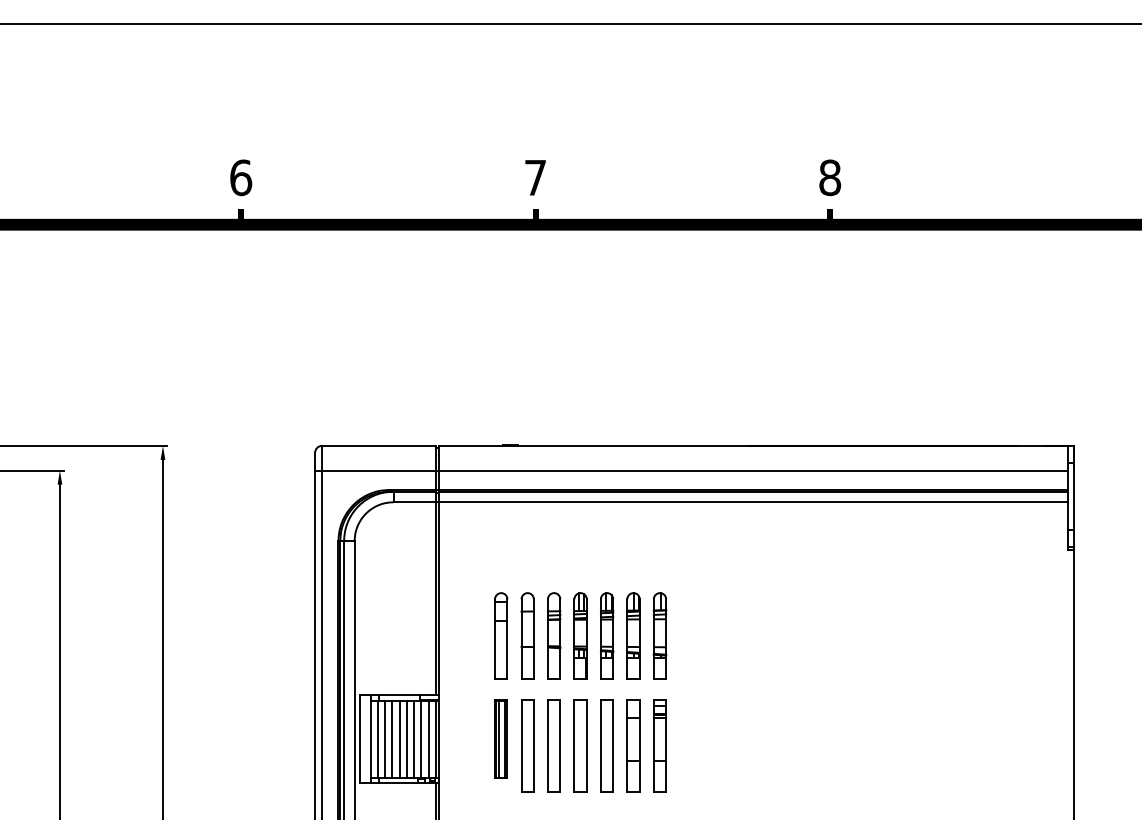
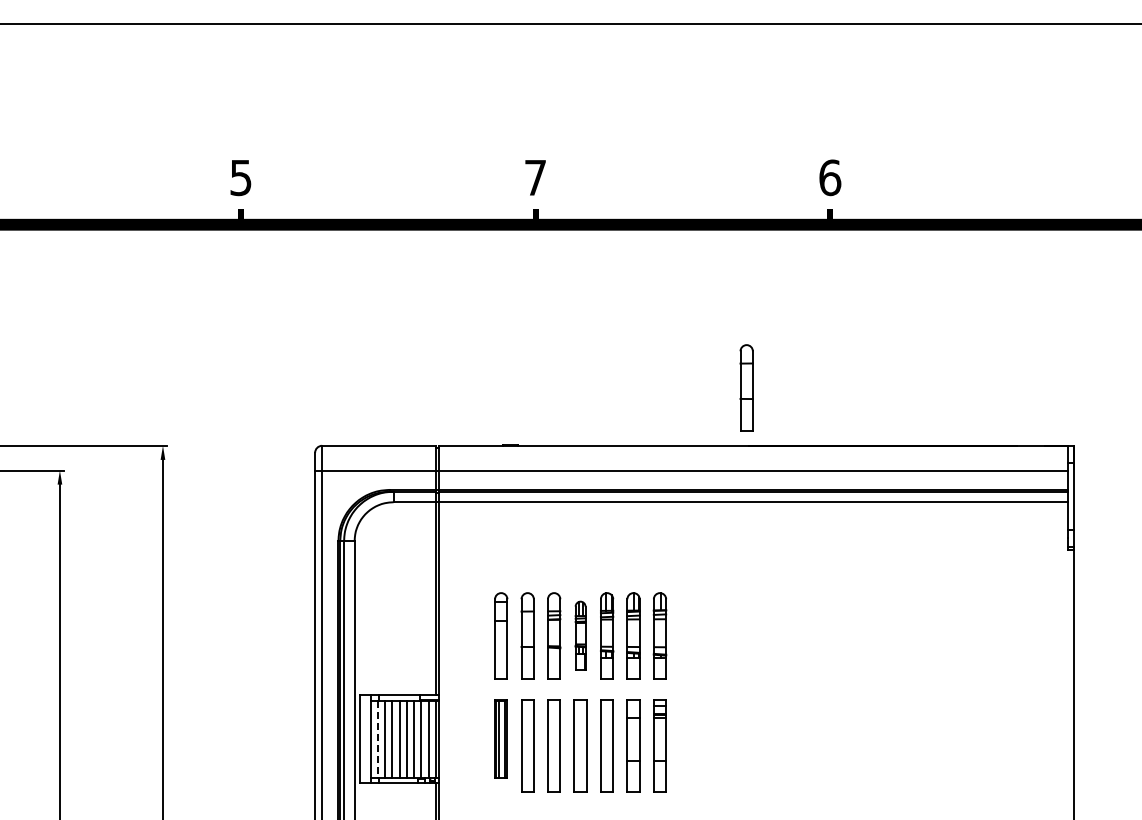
text: 6 -> 5 (241, 177)
text: 8 -> 6 (830, 177)
part: none -> present (746, 387)
part size: 15x88 px -> 13x71 px (580, 635)
line: solid -> dashed (377, 739)
